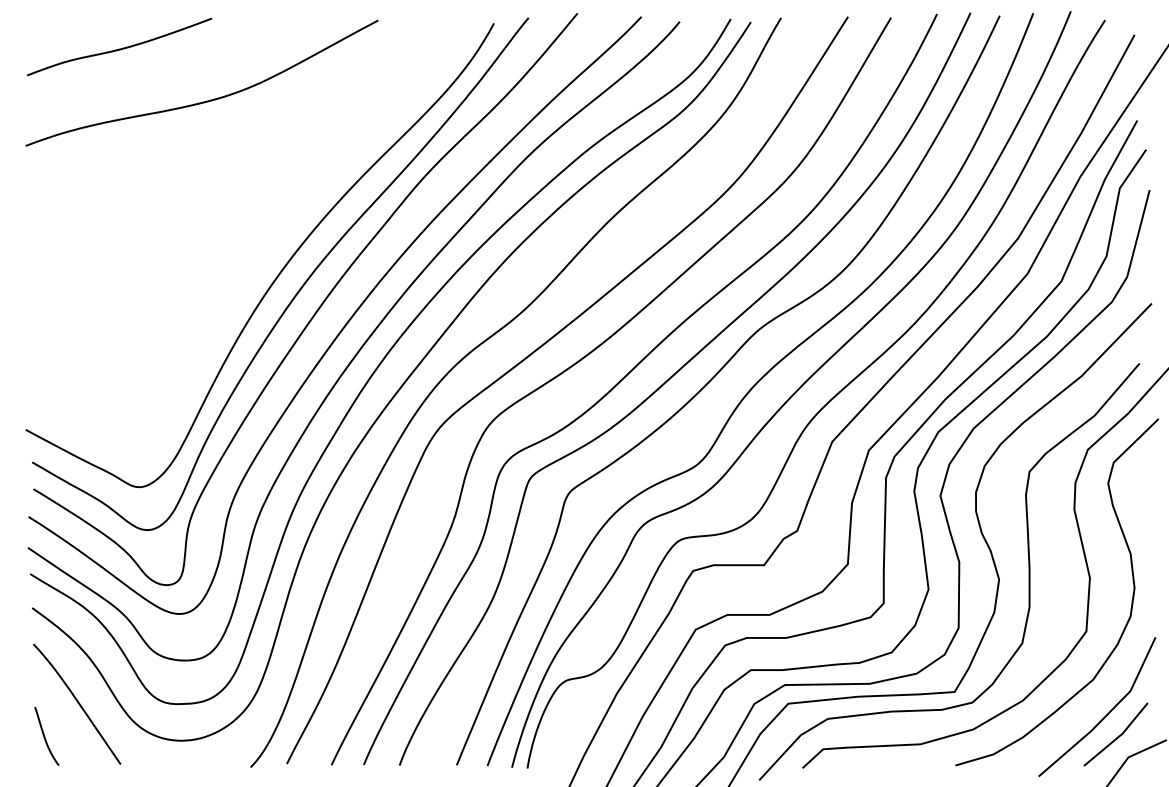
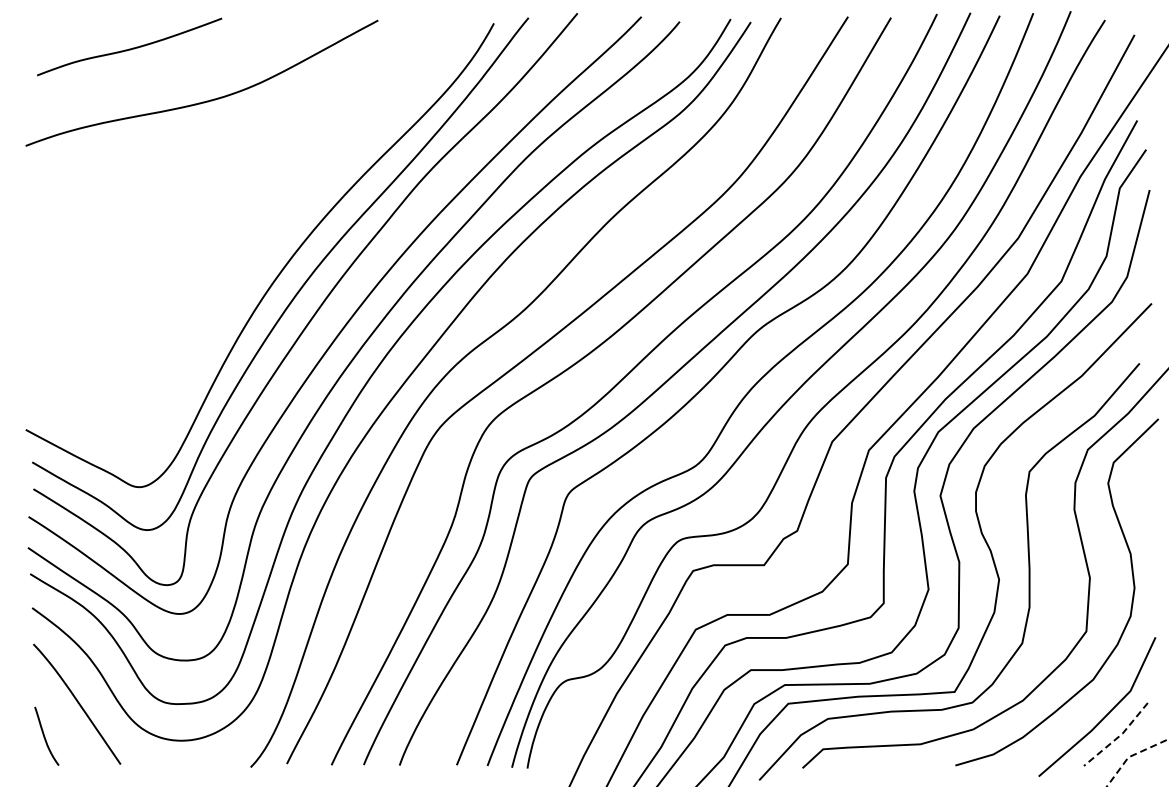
curve position: (119, 48) -> (129, 48) (129, 48)
line: solid -> dashed (1118, 736)
line: solid -> dashed (1131, 756)
